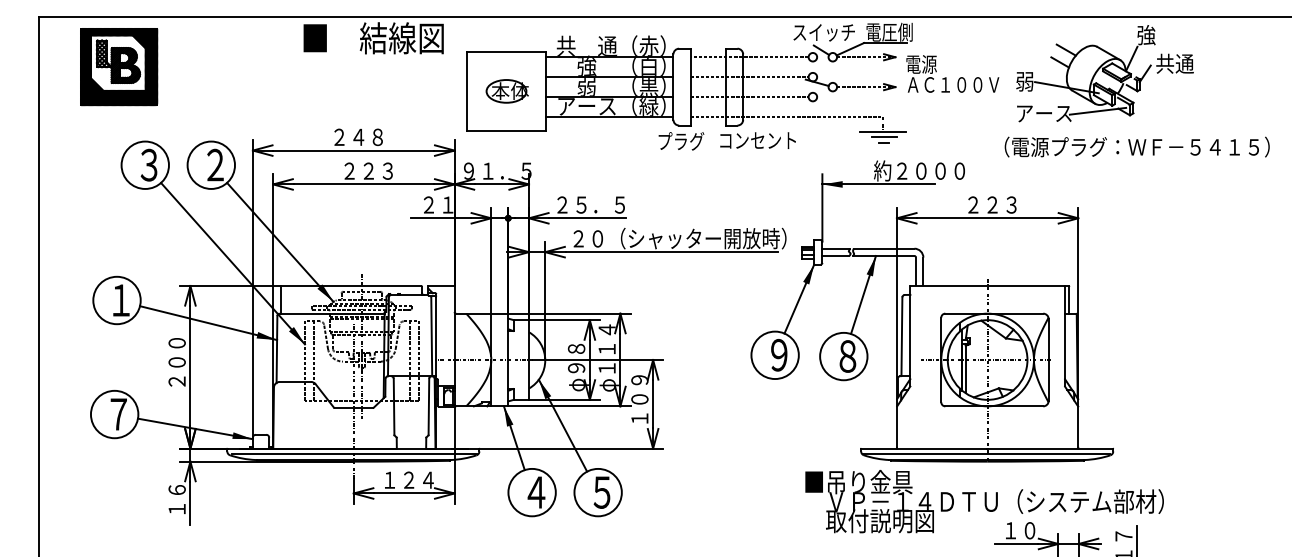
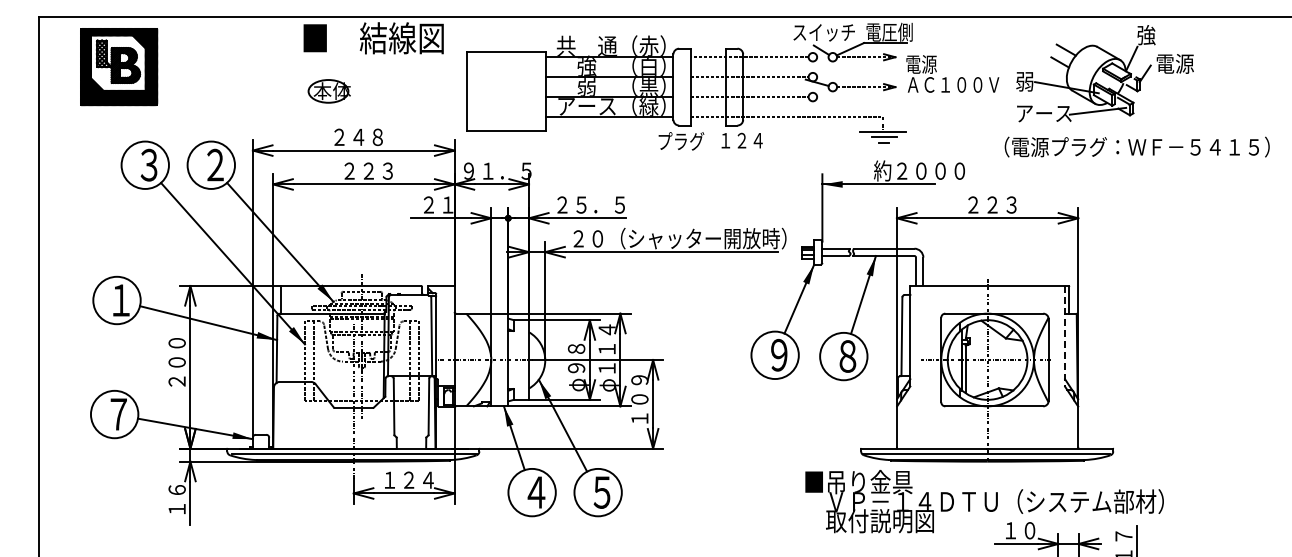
text: 共通 -> 電源 (1174, 63)
part position: (506, 91) -> (328, 91) (328, 91)
text: コンセント -> １２４ (757, 140)
line: solid -> dashed (1064, 336)
